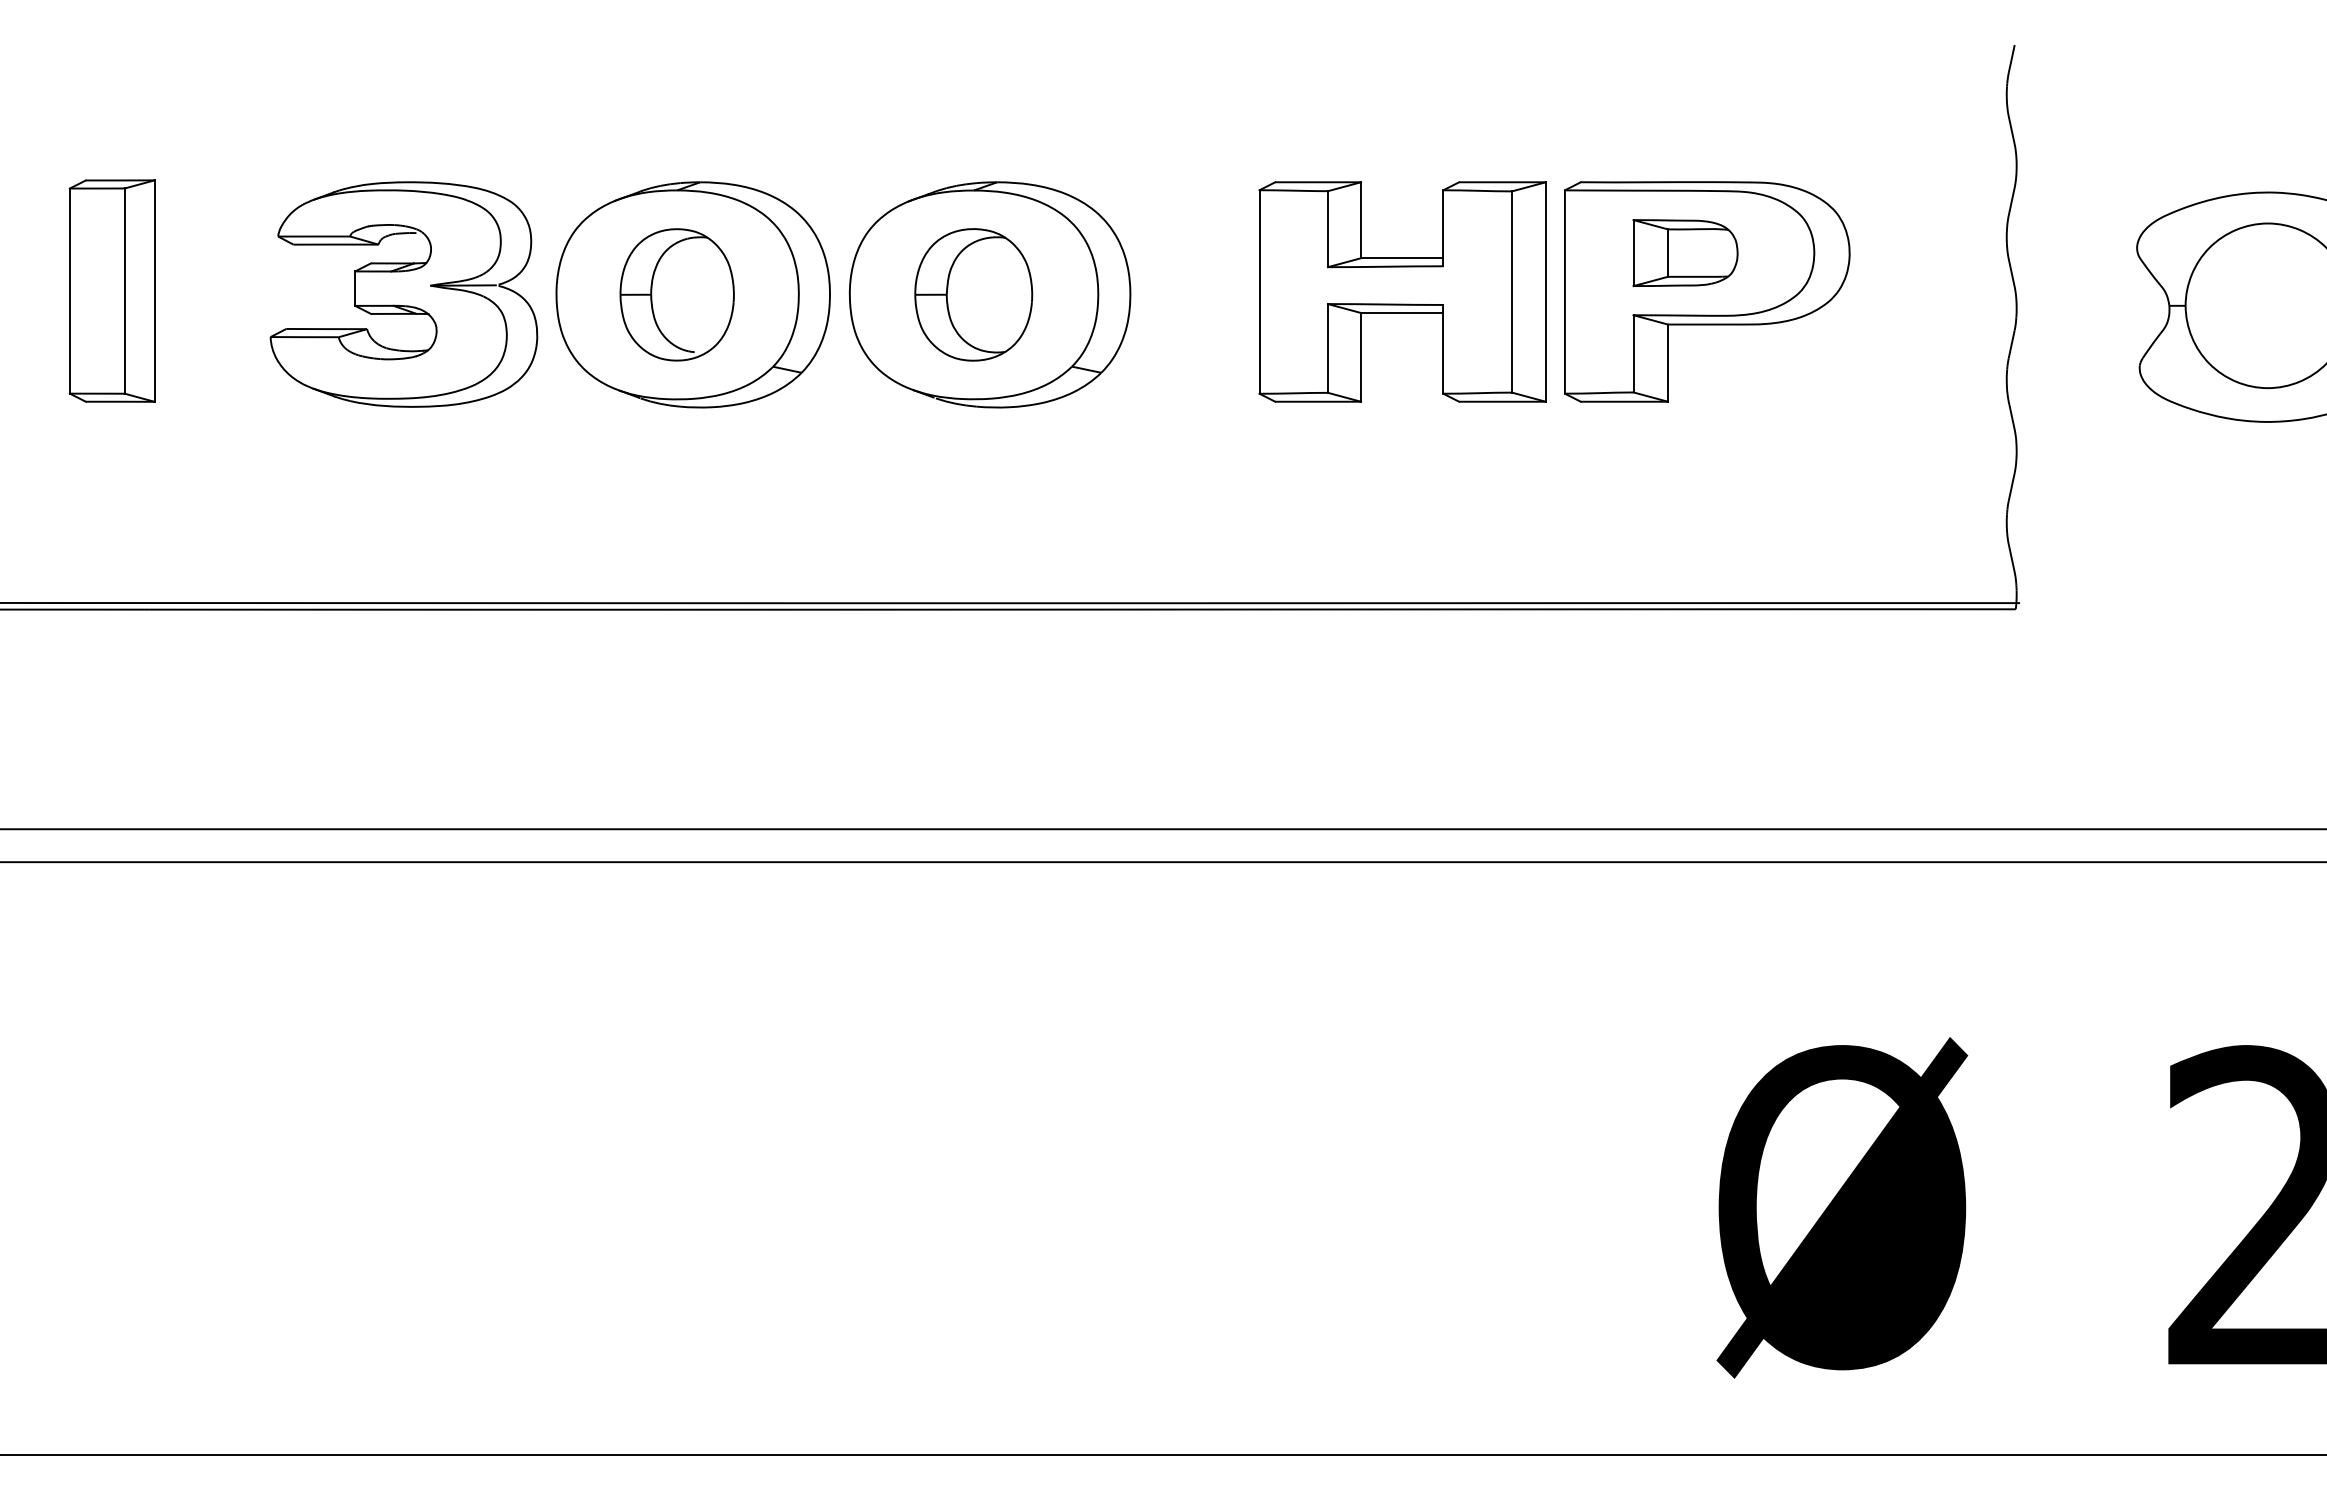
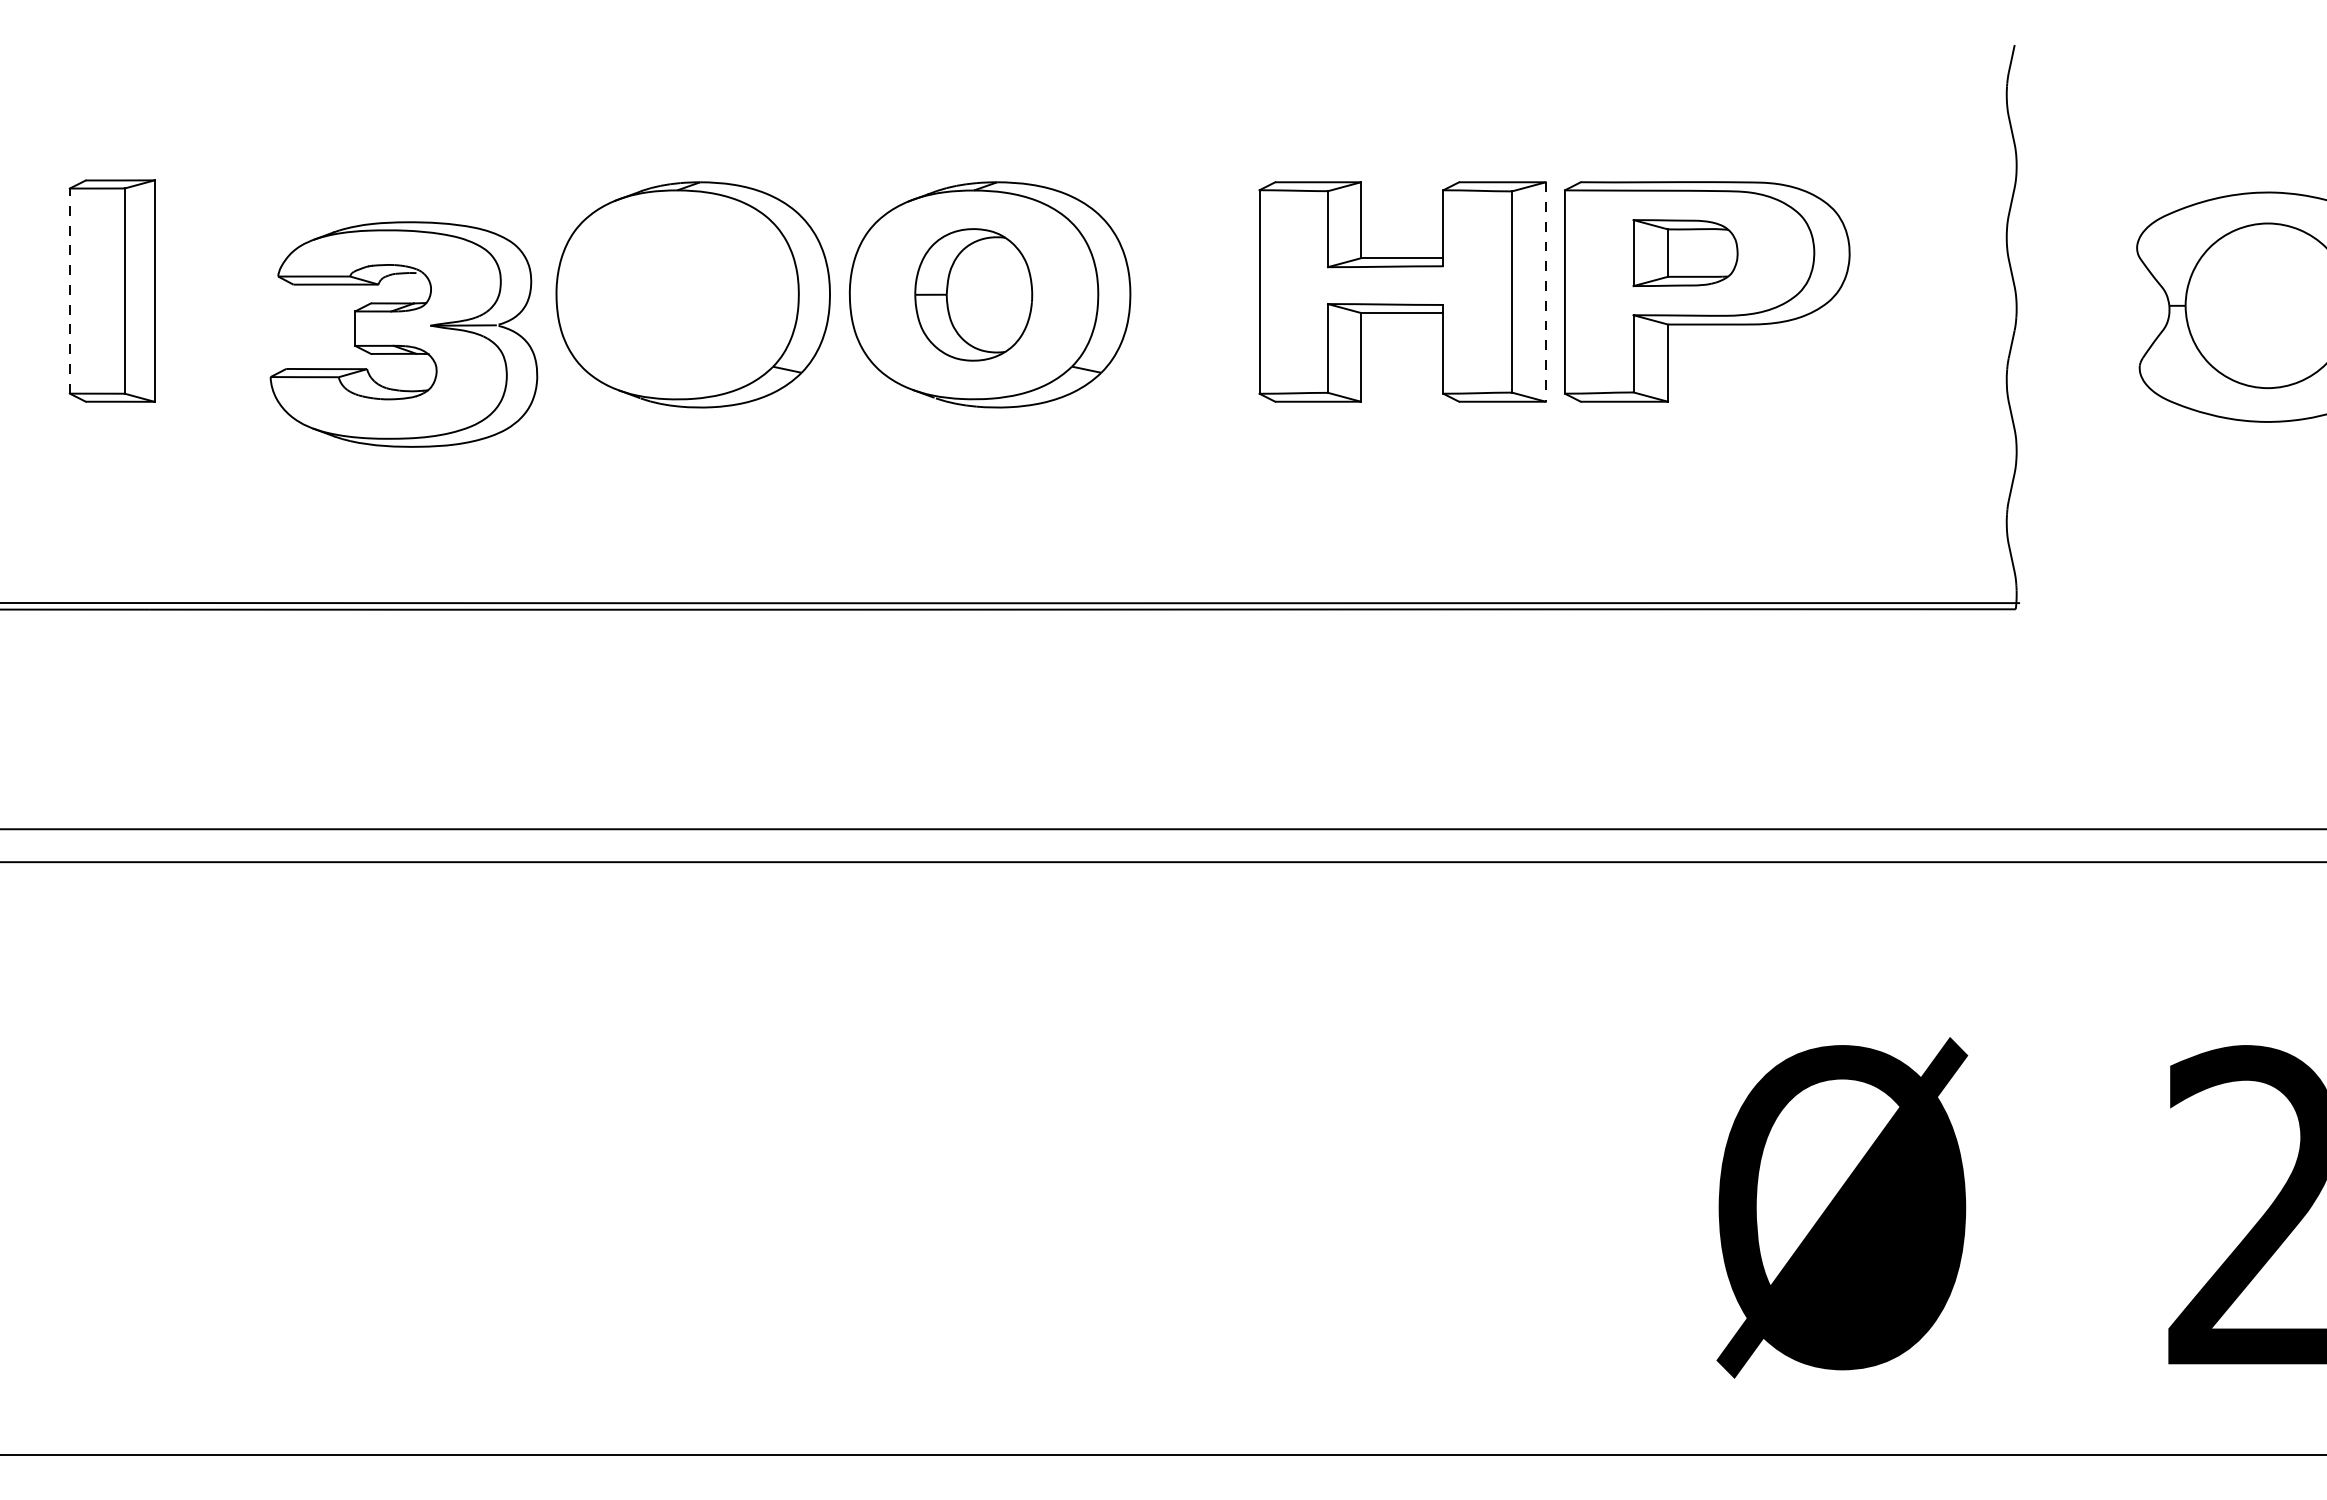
line: solid -> dashed (69, 291)
line: solid -> dashed (1545, 292)
part position: (403, 294) -> (403, 334) (403, 334)
part: present -> none (676, 294)
